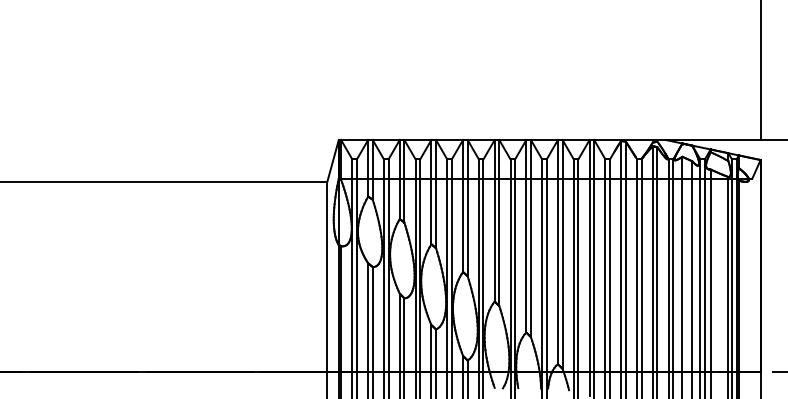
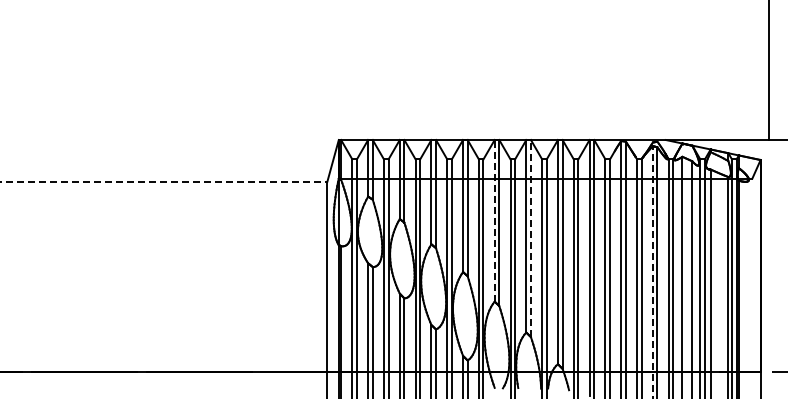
line position: (760, 71) -> (768, 71) (768, 71)
line: solid -> dashed (164, 182)
line: solid -> dashed (494, 220)
line: solid -> dashed (530, 238)
line: solid -> dashed (652, 271)
